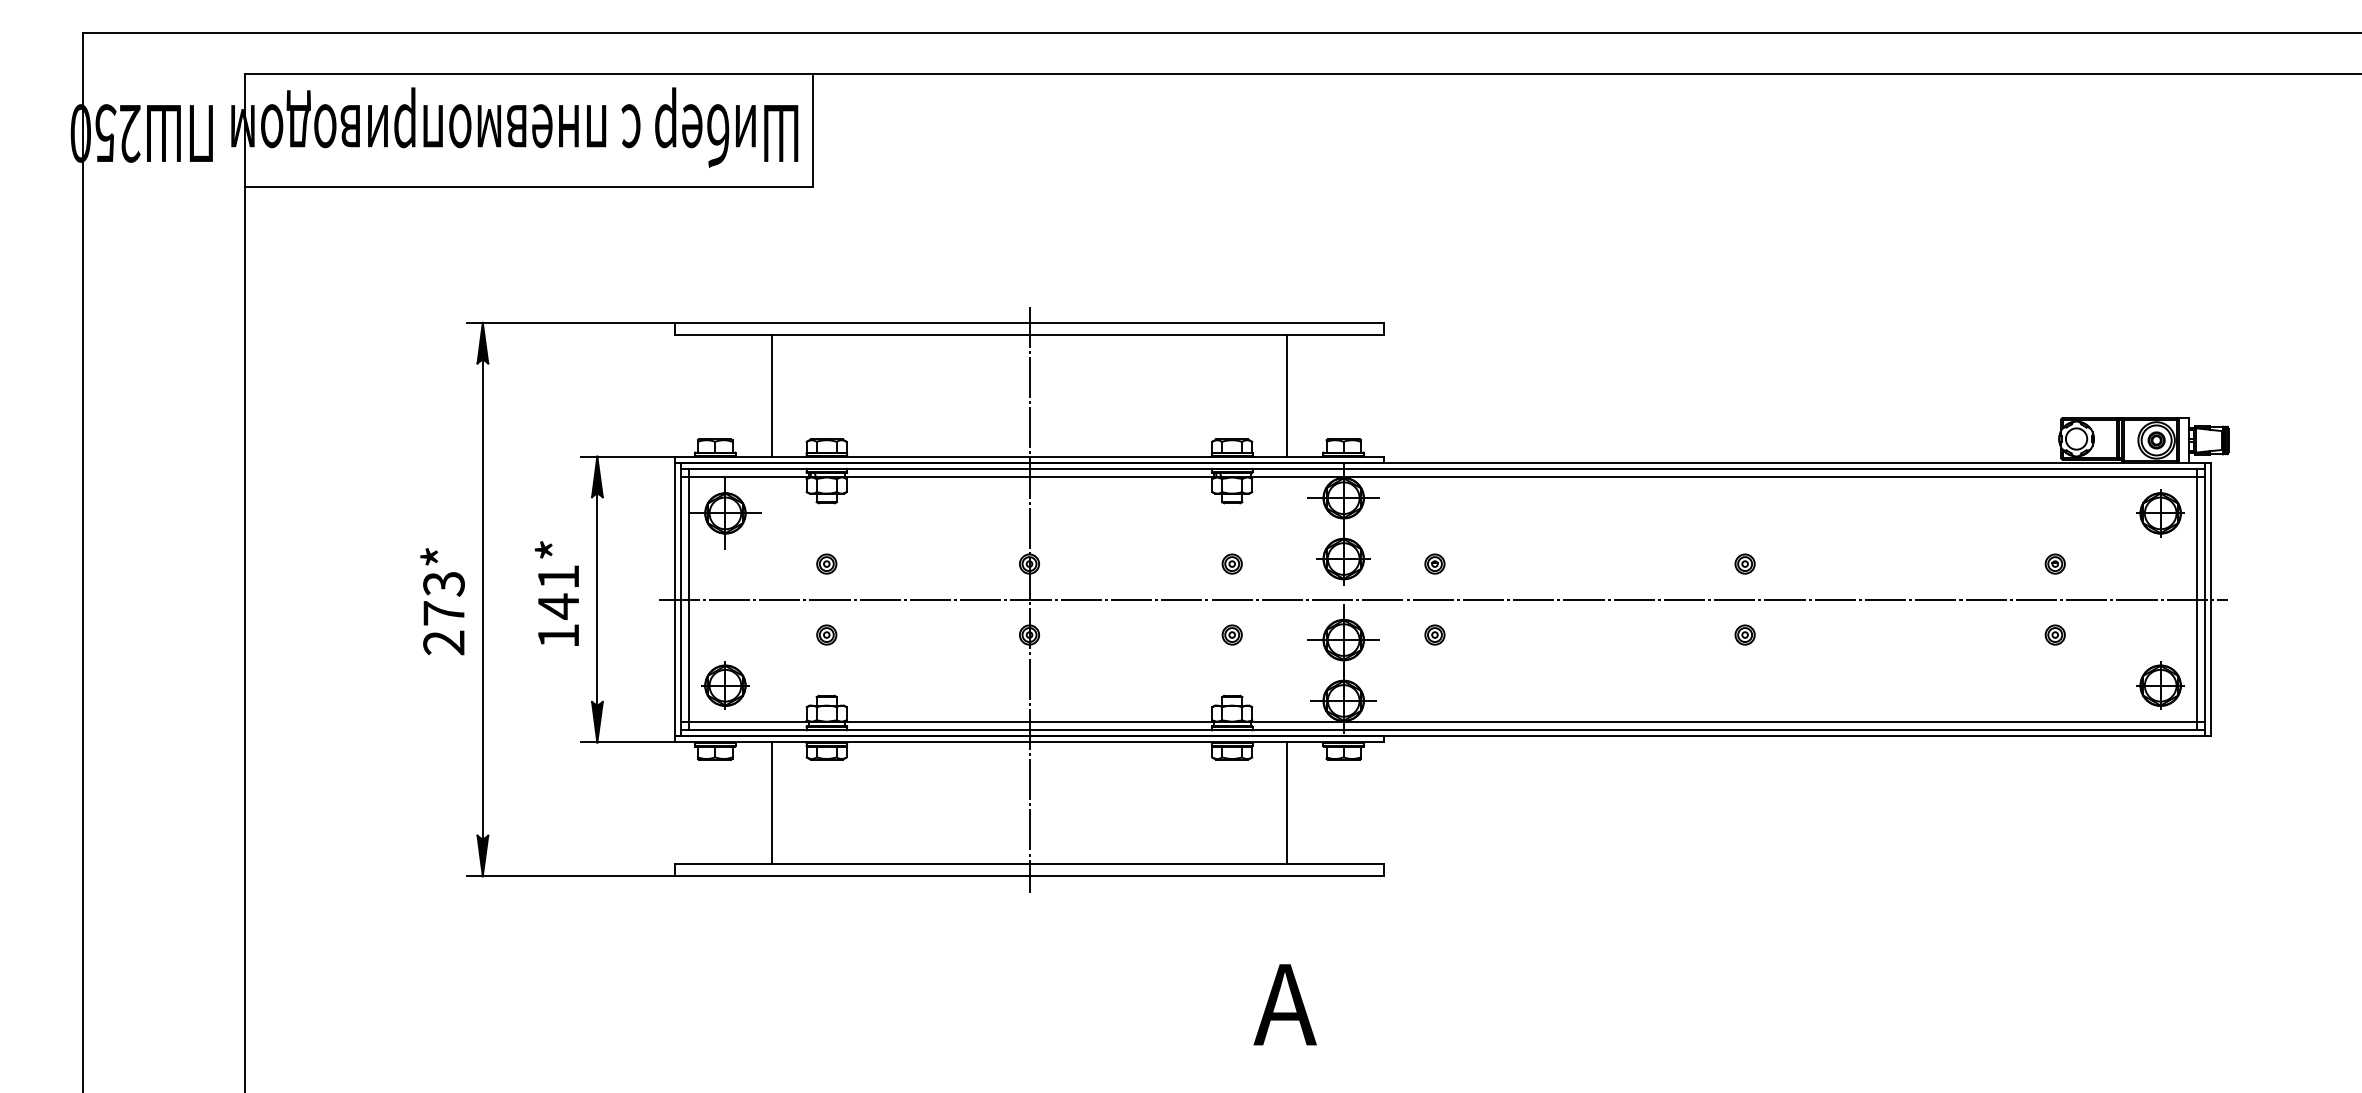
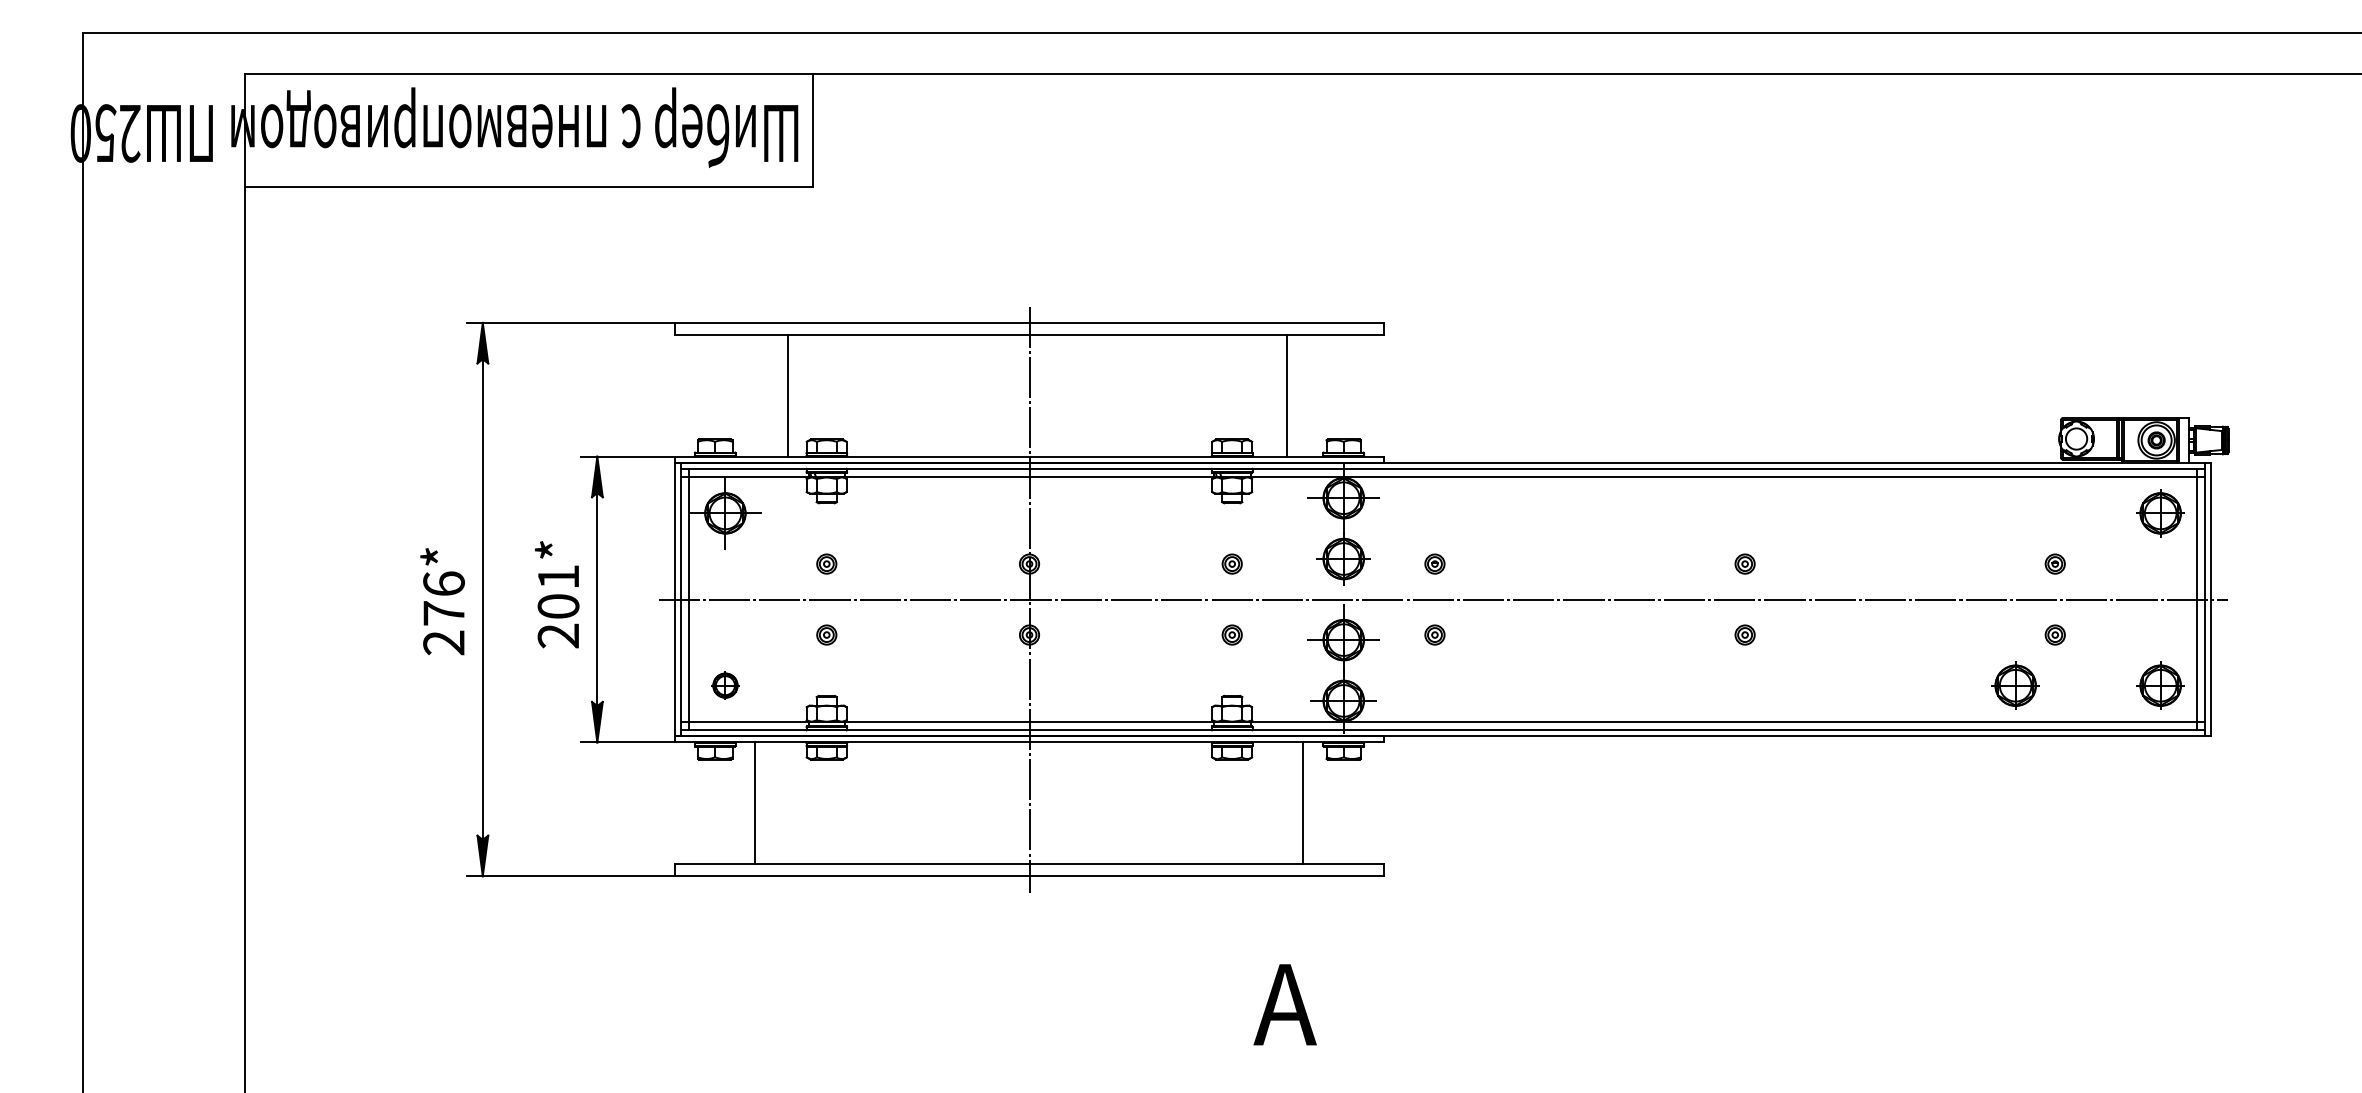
line position: (772, 395) -> (788, 395) (788, 395)
text: 273* -> 276* (443, 583)
text: 141* -> 201* (558, 620)
part size: 49x49 px -> 29x29 px (725, 685)
part: none -> present (2015, 685)
line position: (772, 803) -> (755, 803) (755, 803)
line position: (1286, 803) -> (1302, 803) (1302, 803)
